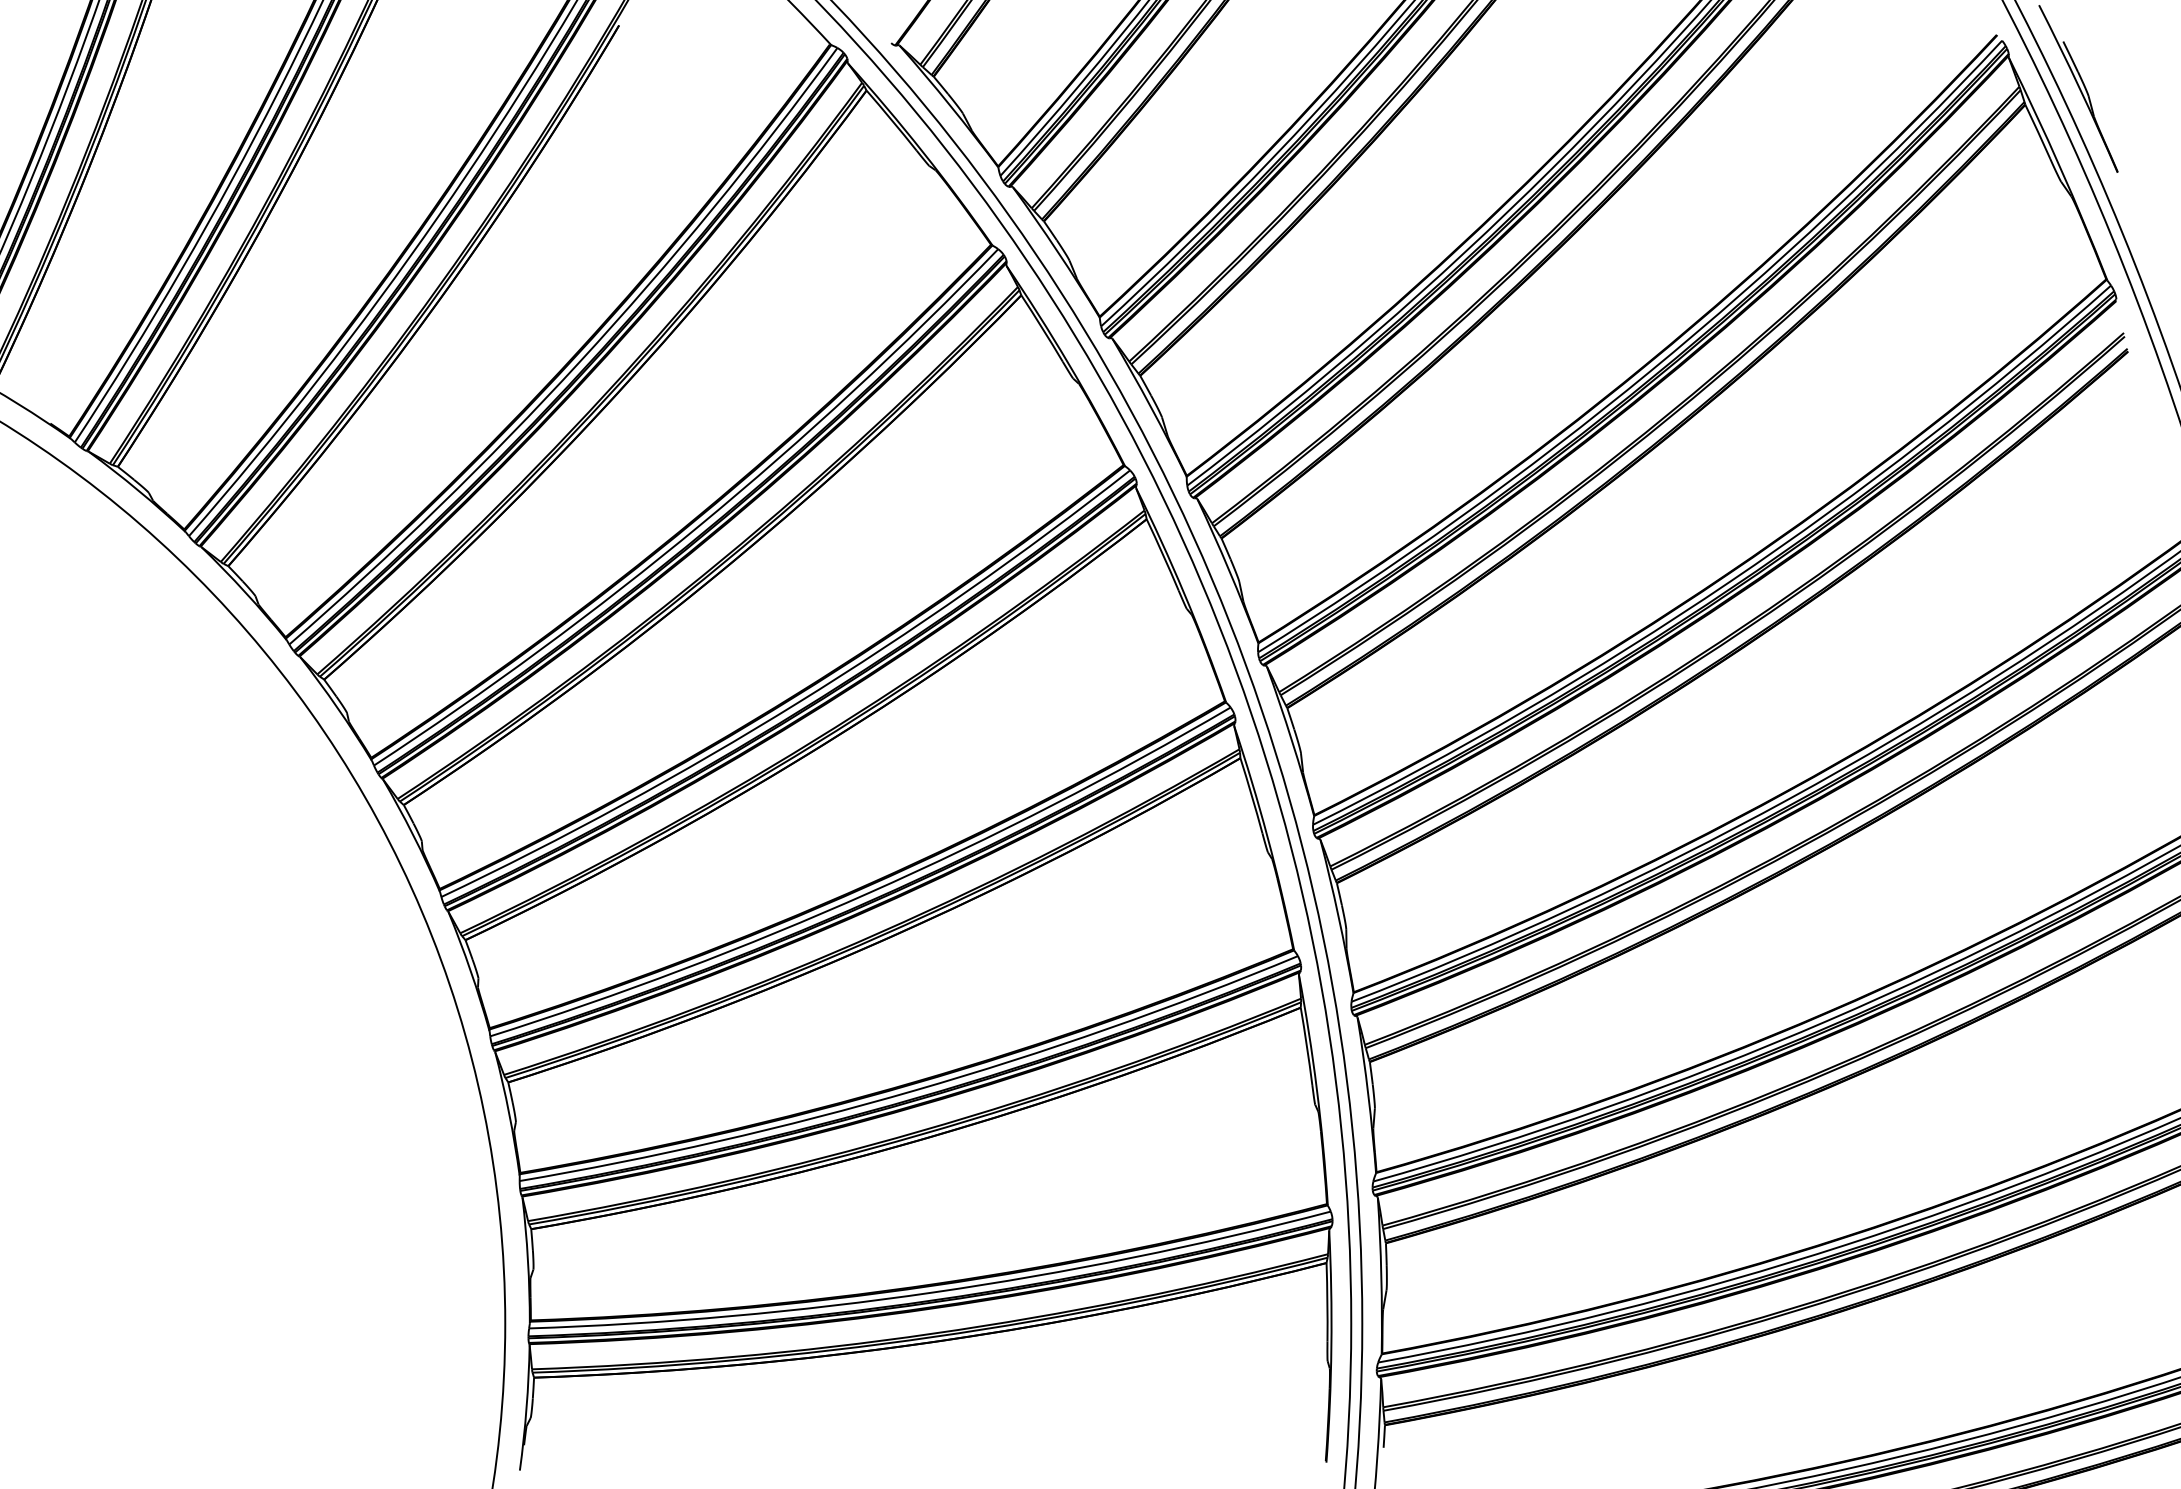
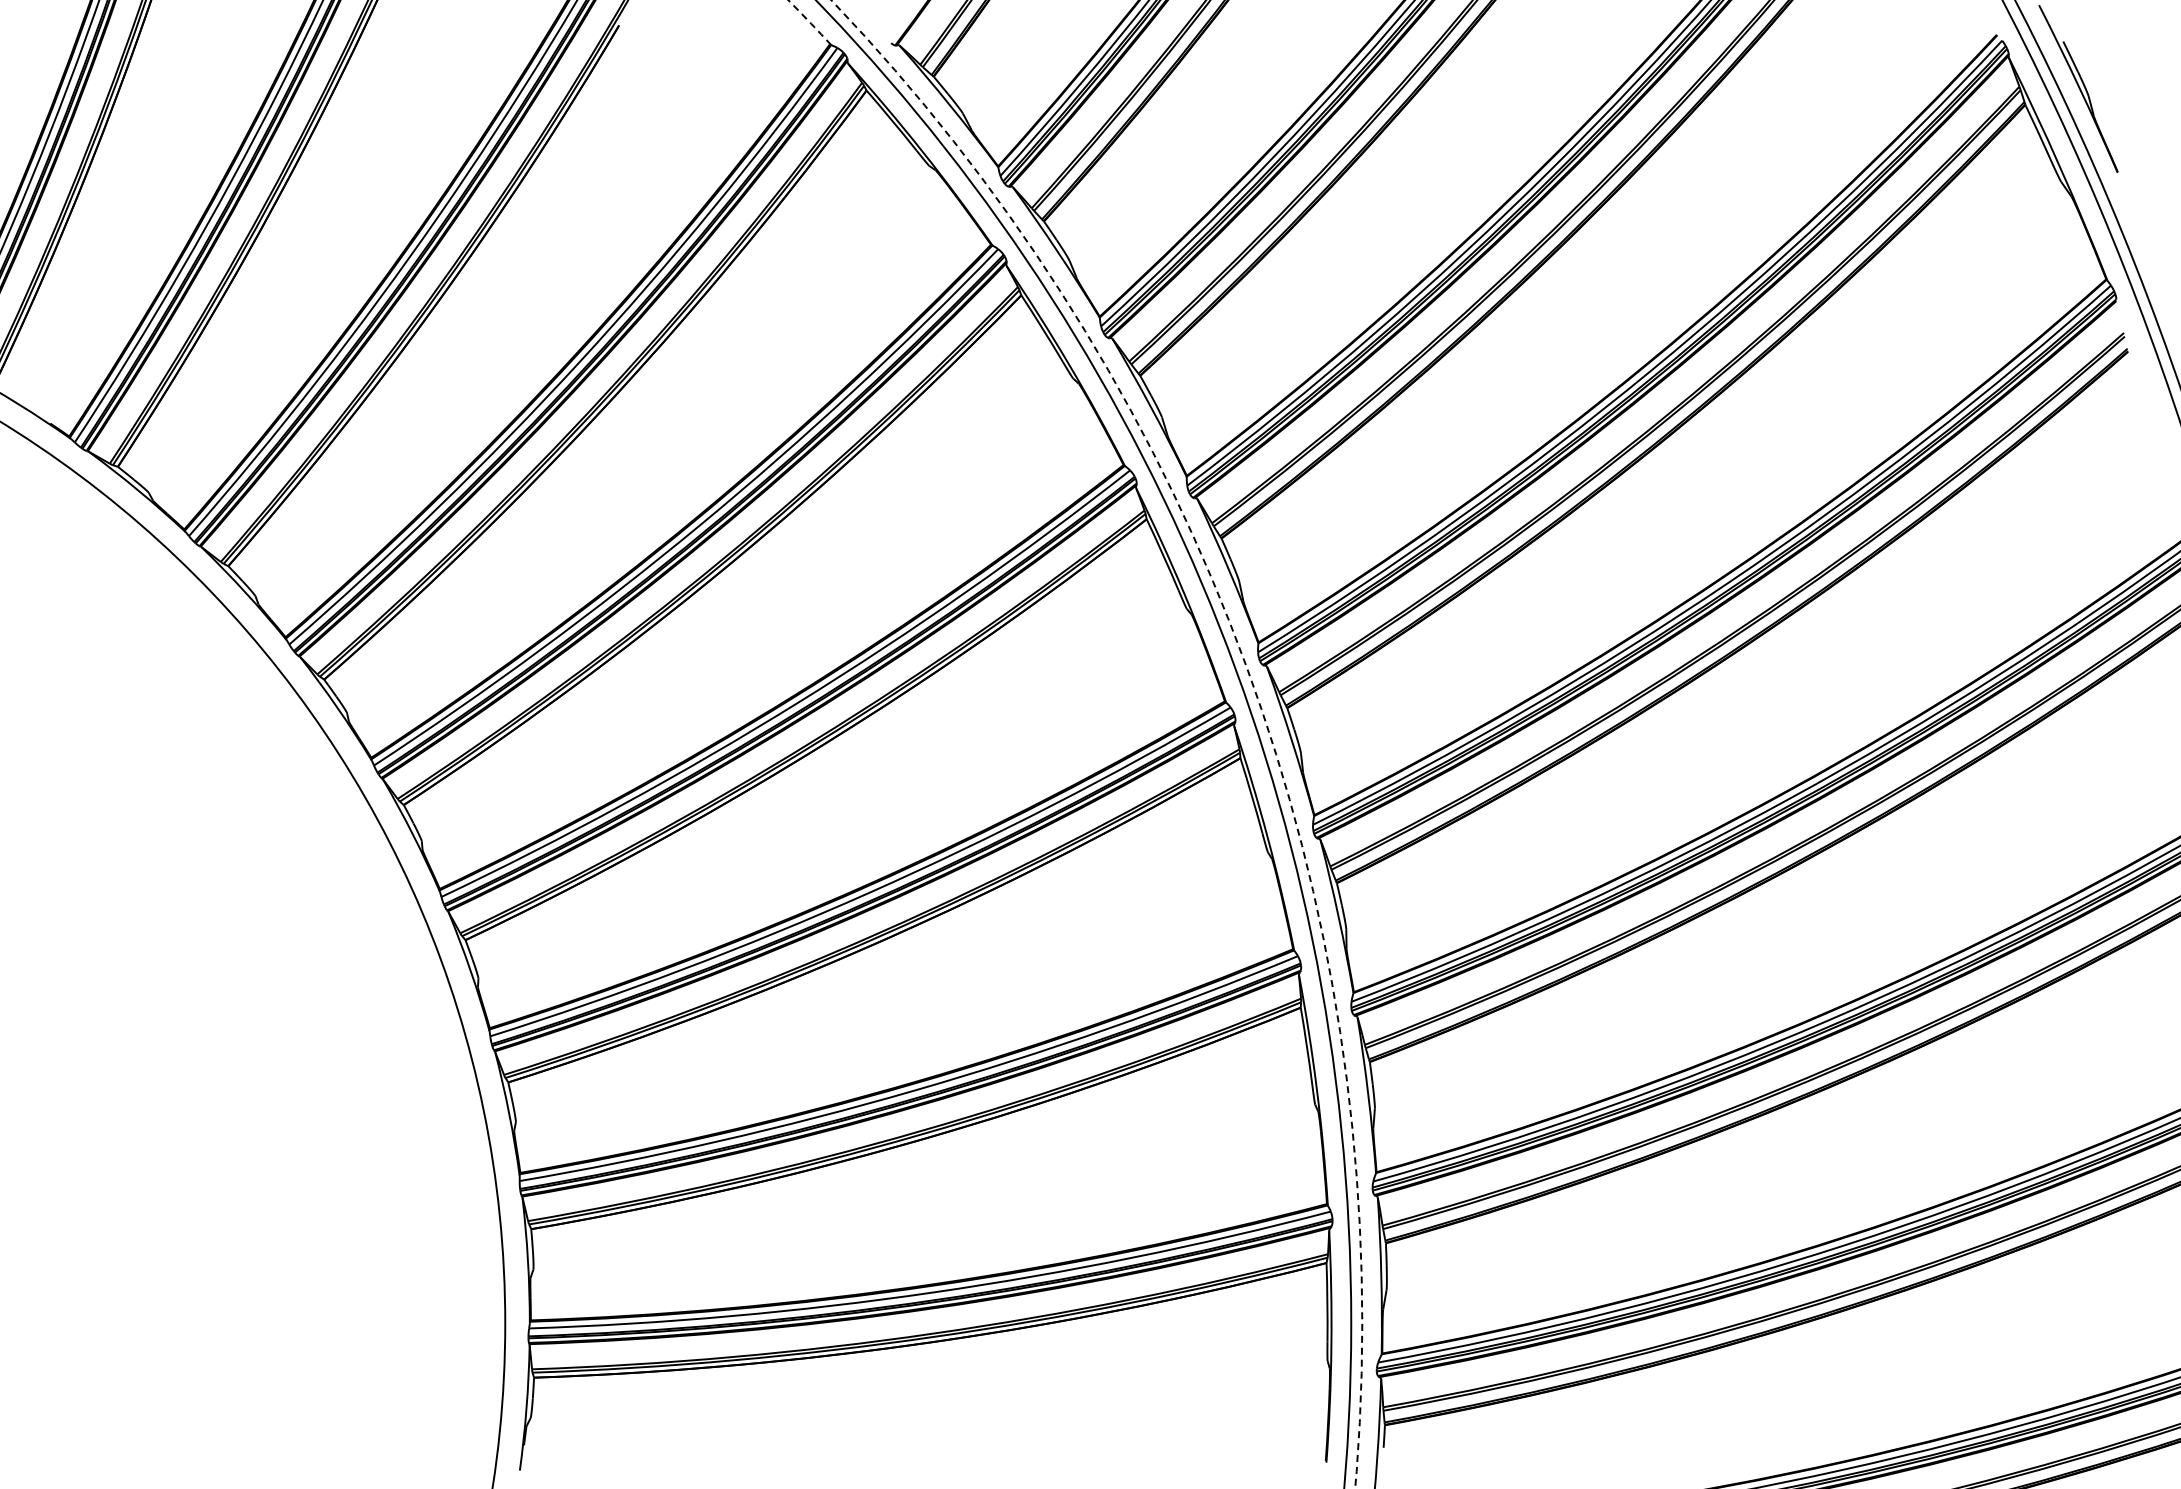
arc: solid -> dashed (810, 22)
circle: solid -> dashed (1096, 744)
